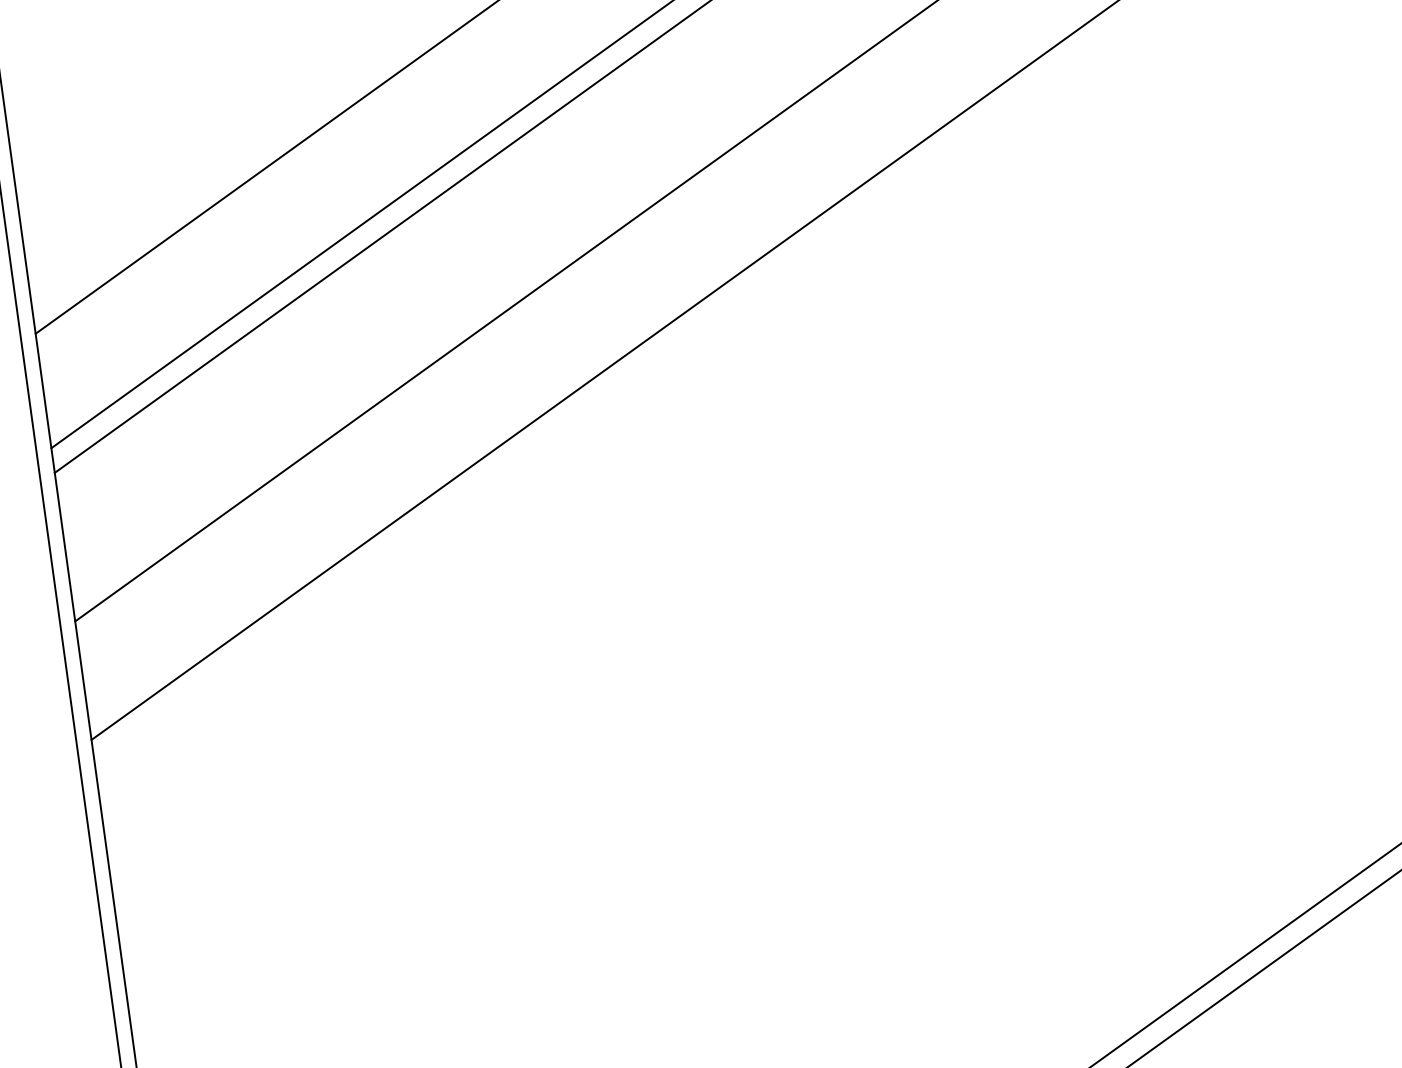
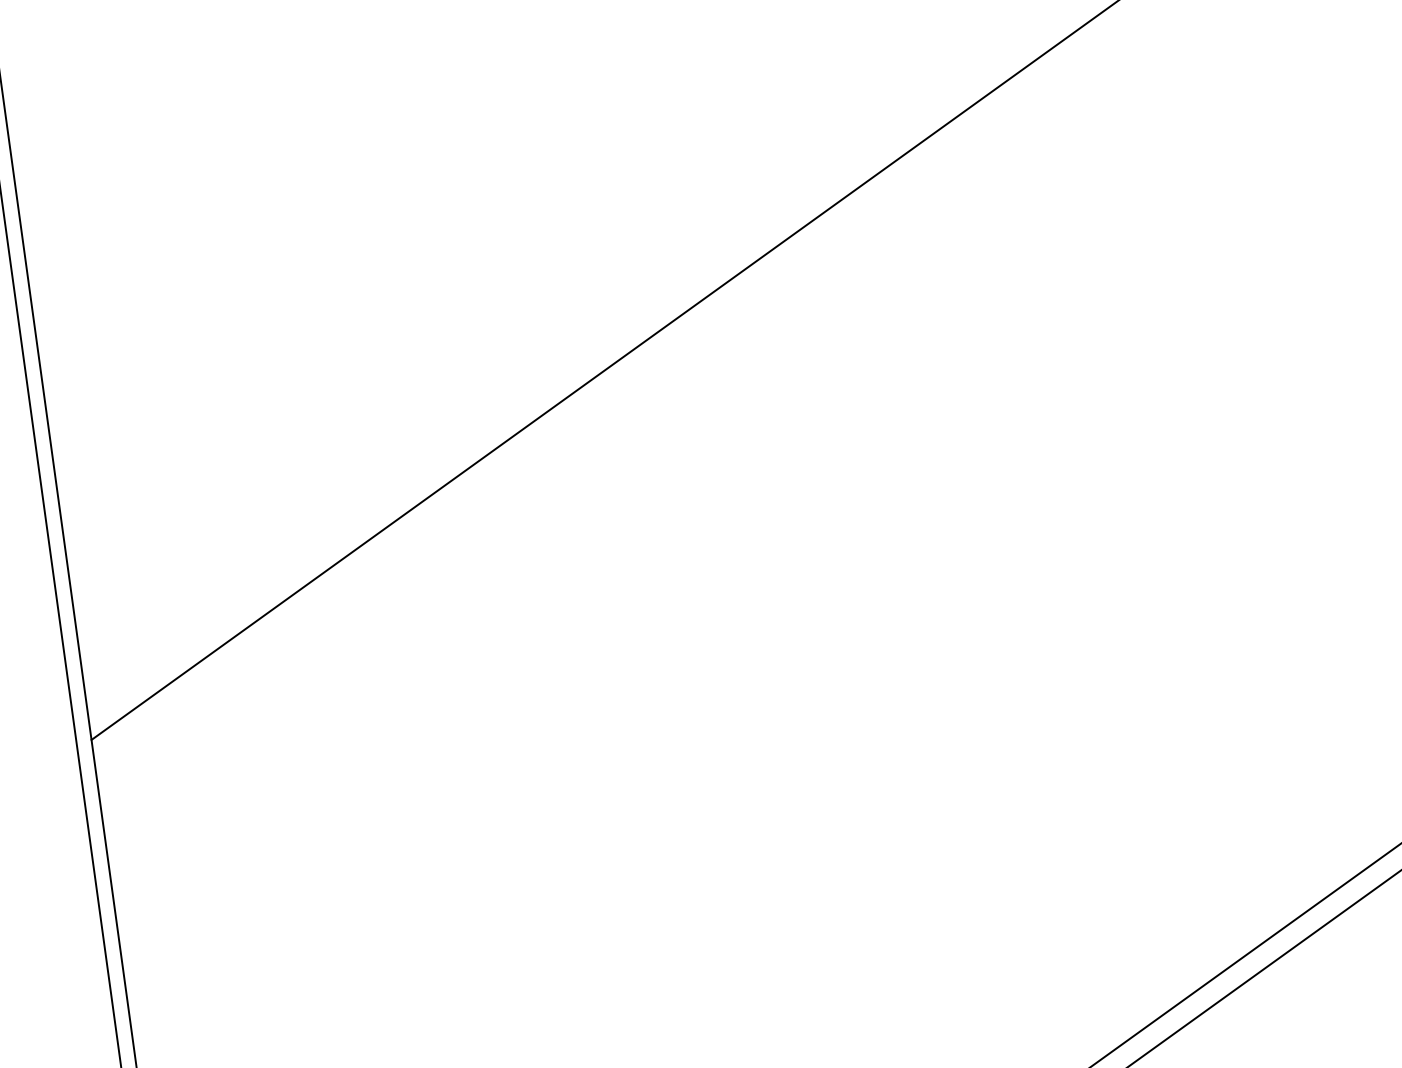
line: present -> none (265, 167)
line: present -> none (360, 225)
line: present -> none (381, 237)
line: present -> none (505, 311)
